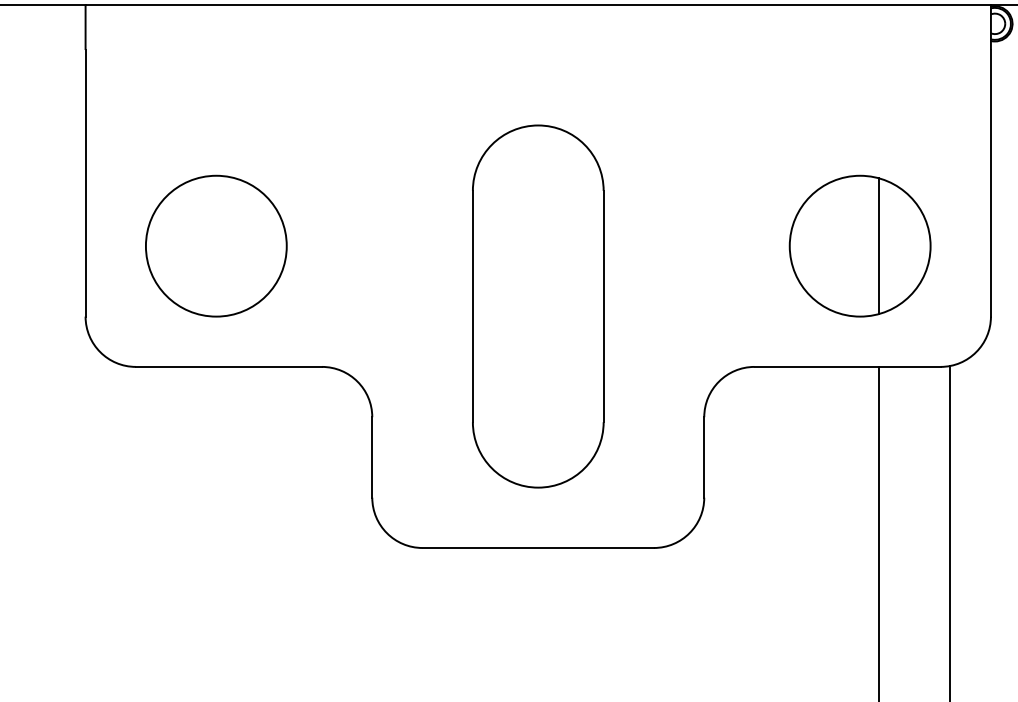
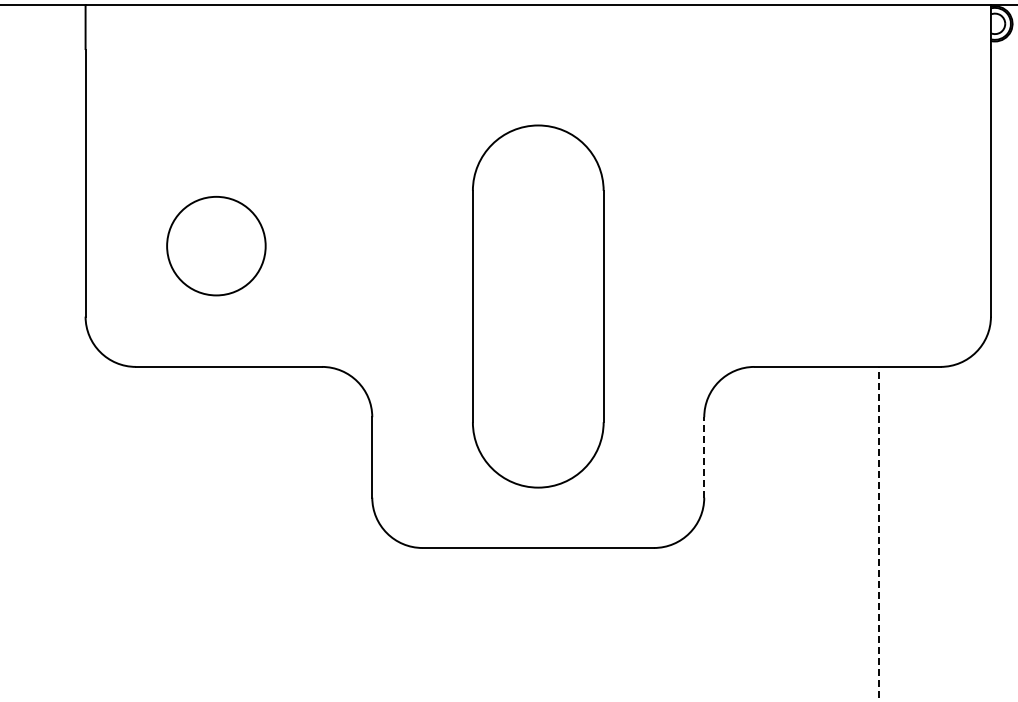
circle size: 143x144 px -> 101x101 px (216, 246)
part: present -> none (859, 245)
line: solid -> dashed (704, 456)
line: present -> none (949, 532)
line: solid -> dashed (879, 534)
